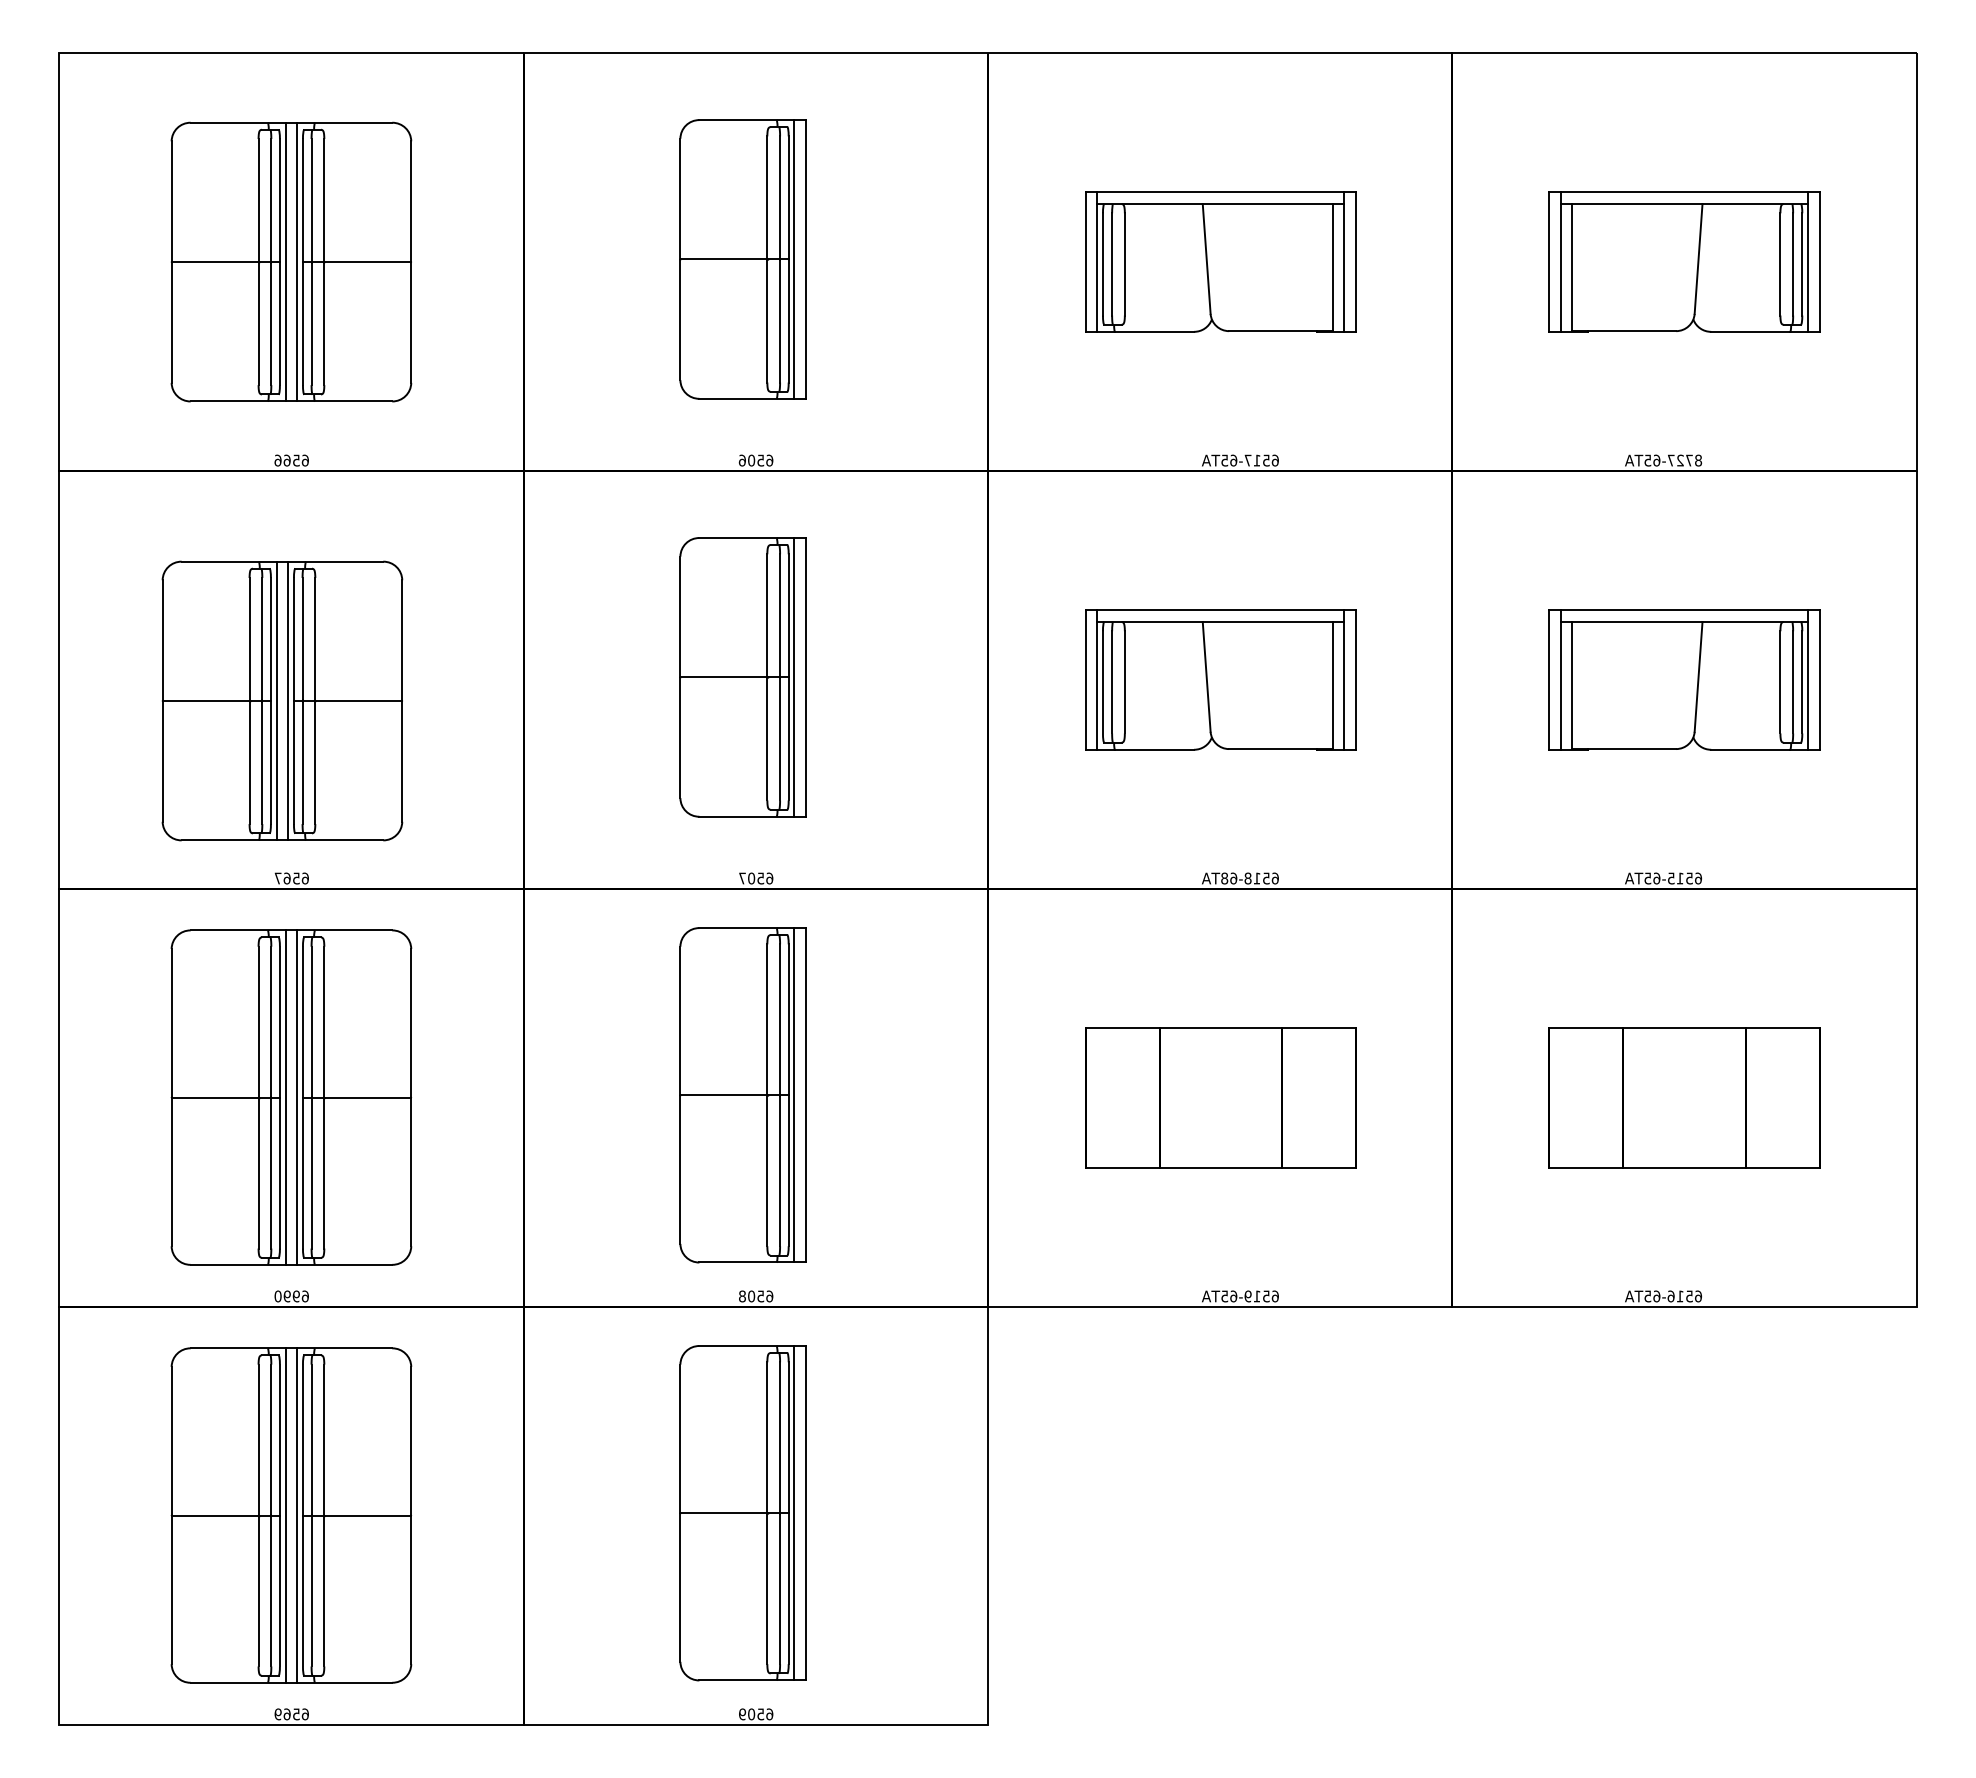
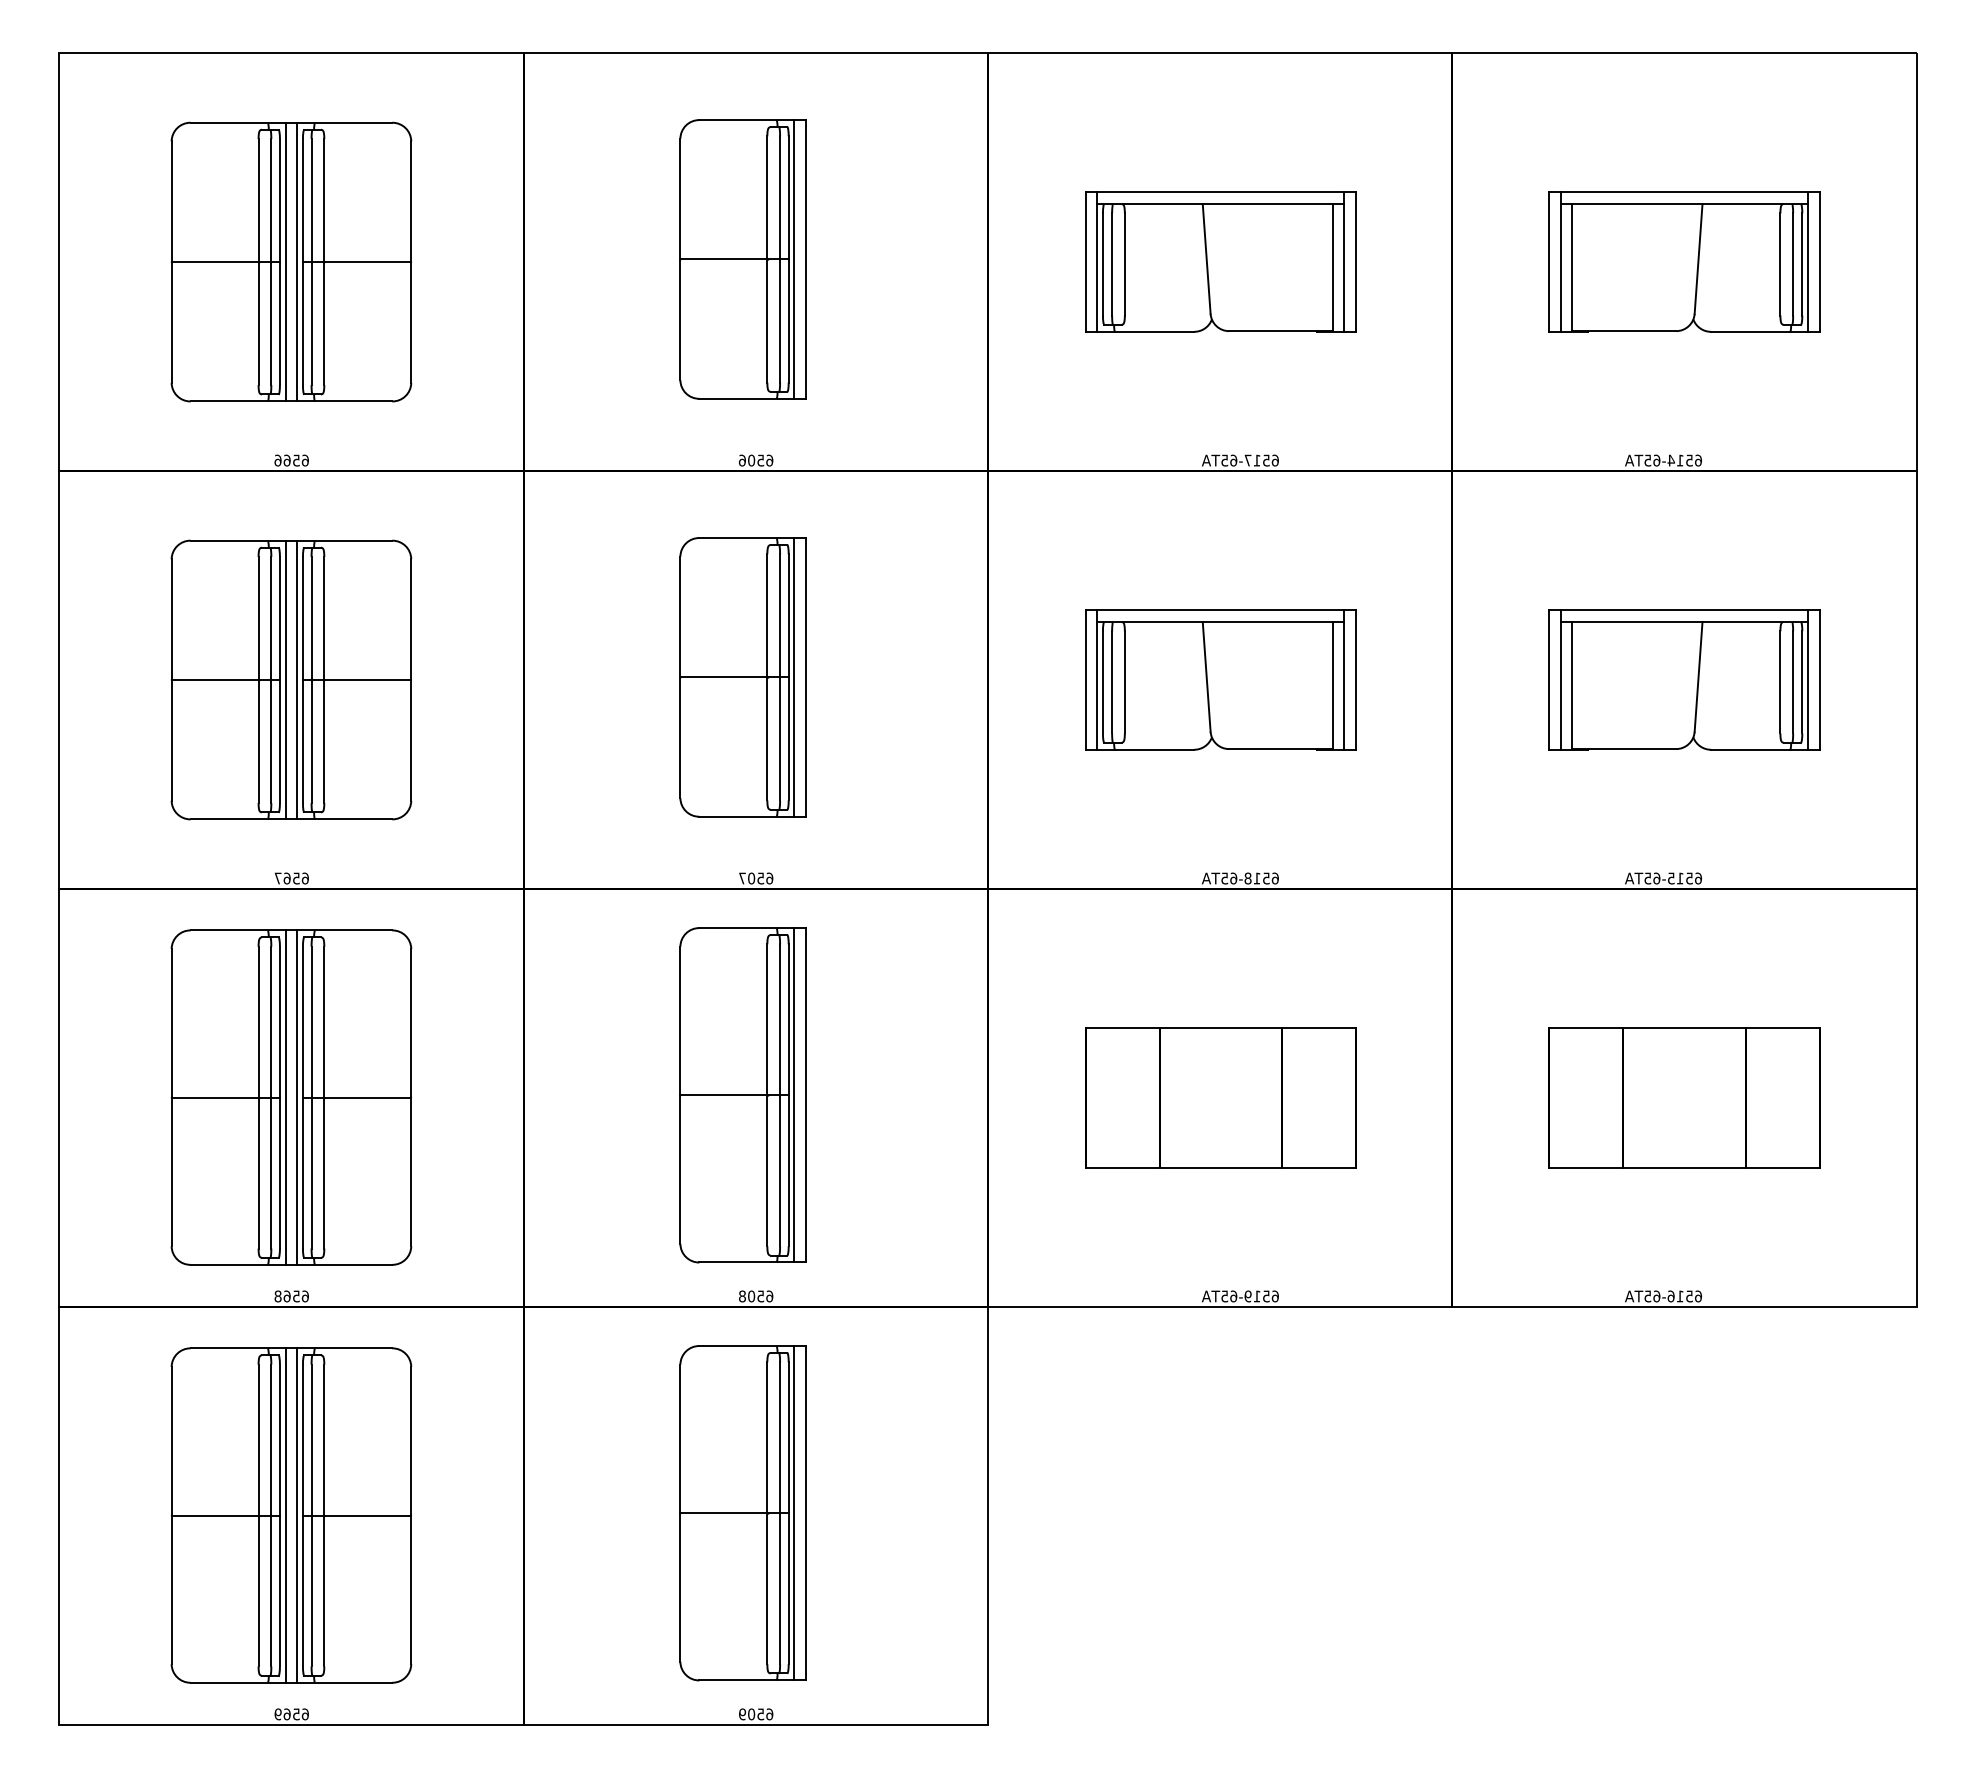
text: 8727-65TA -> 6514-65TA (1684, 460)
part position: (282, 700) -> (291, 679) (291, 679)
text: 6518-68TA -> 6518-65TA (1224, 878)
text: 6990 -> 6568 (286, 1296)
